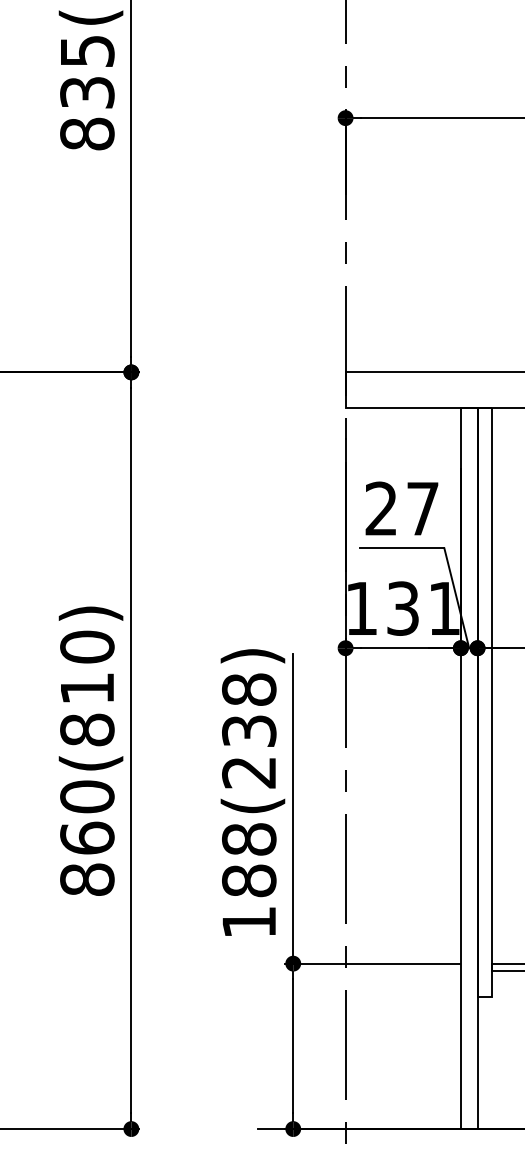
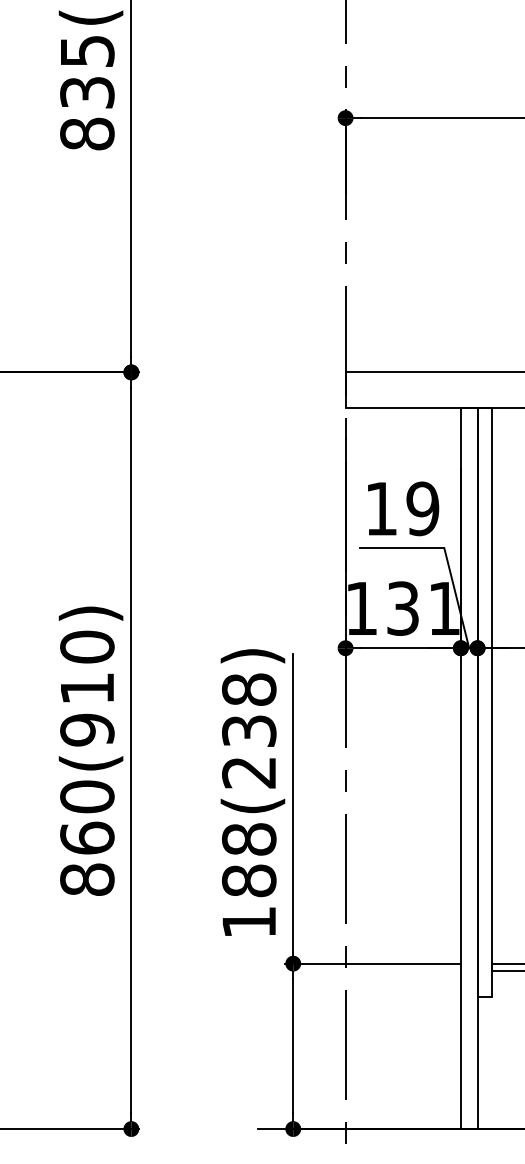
text: 27 -> 19 (402, 508)
text: 860(810) -> 860(910) (87, 729)
